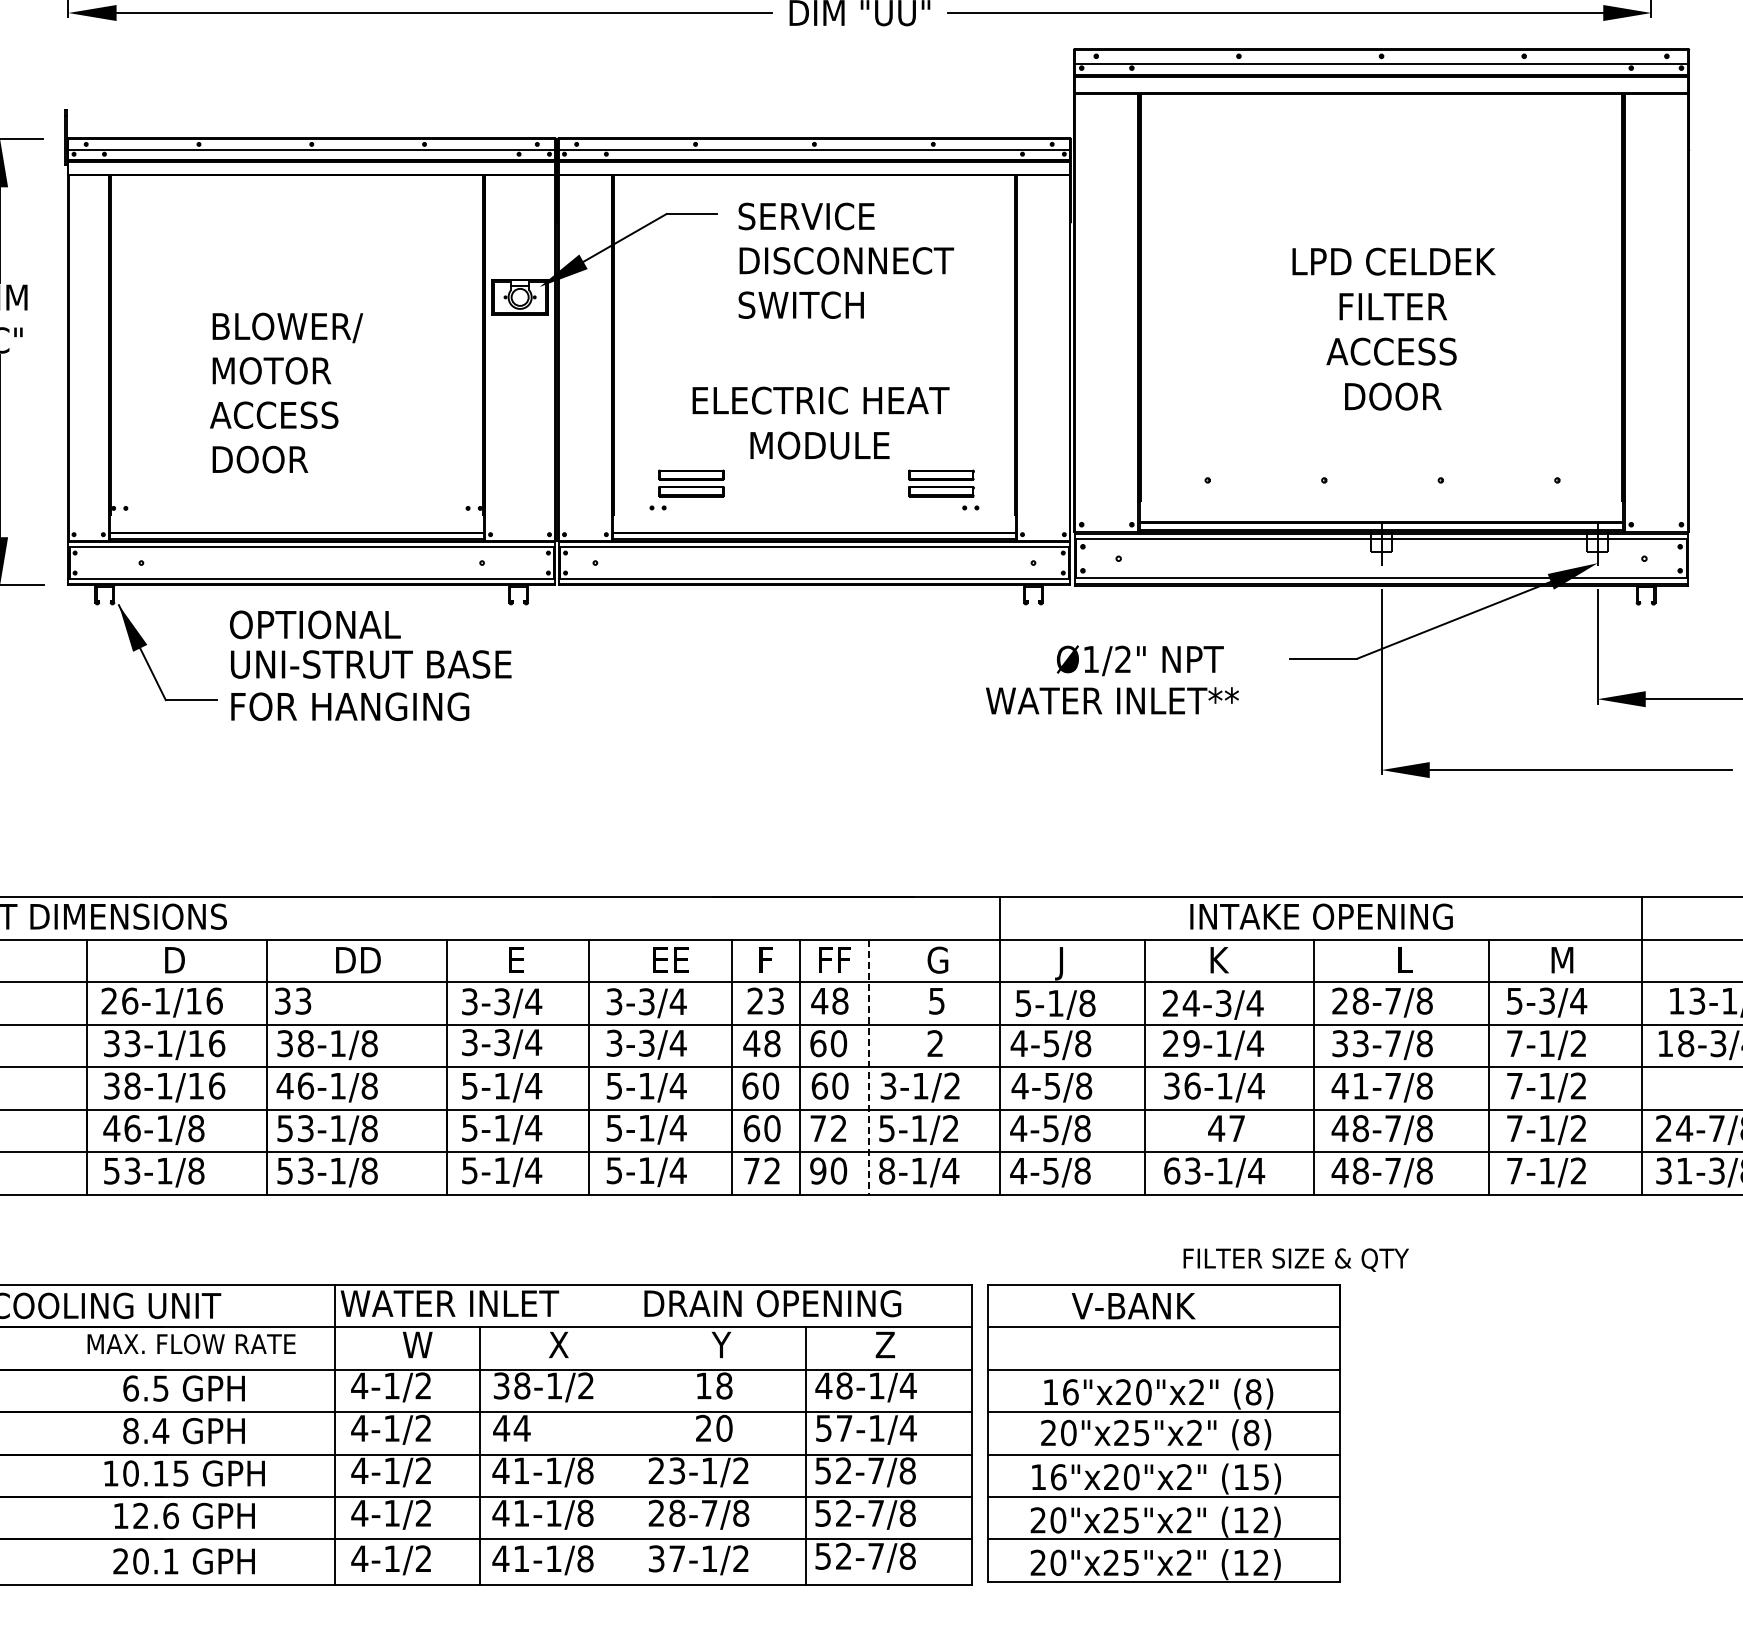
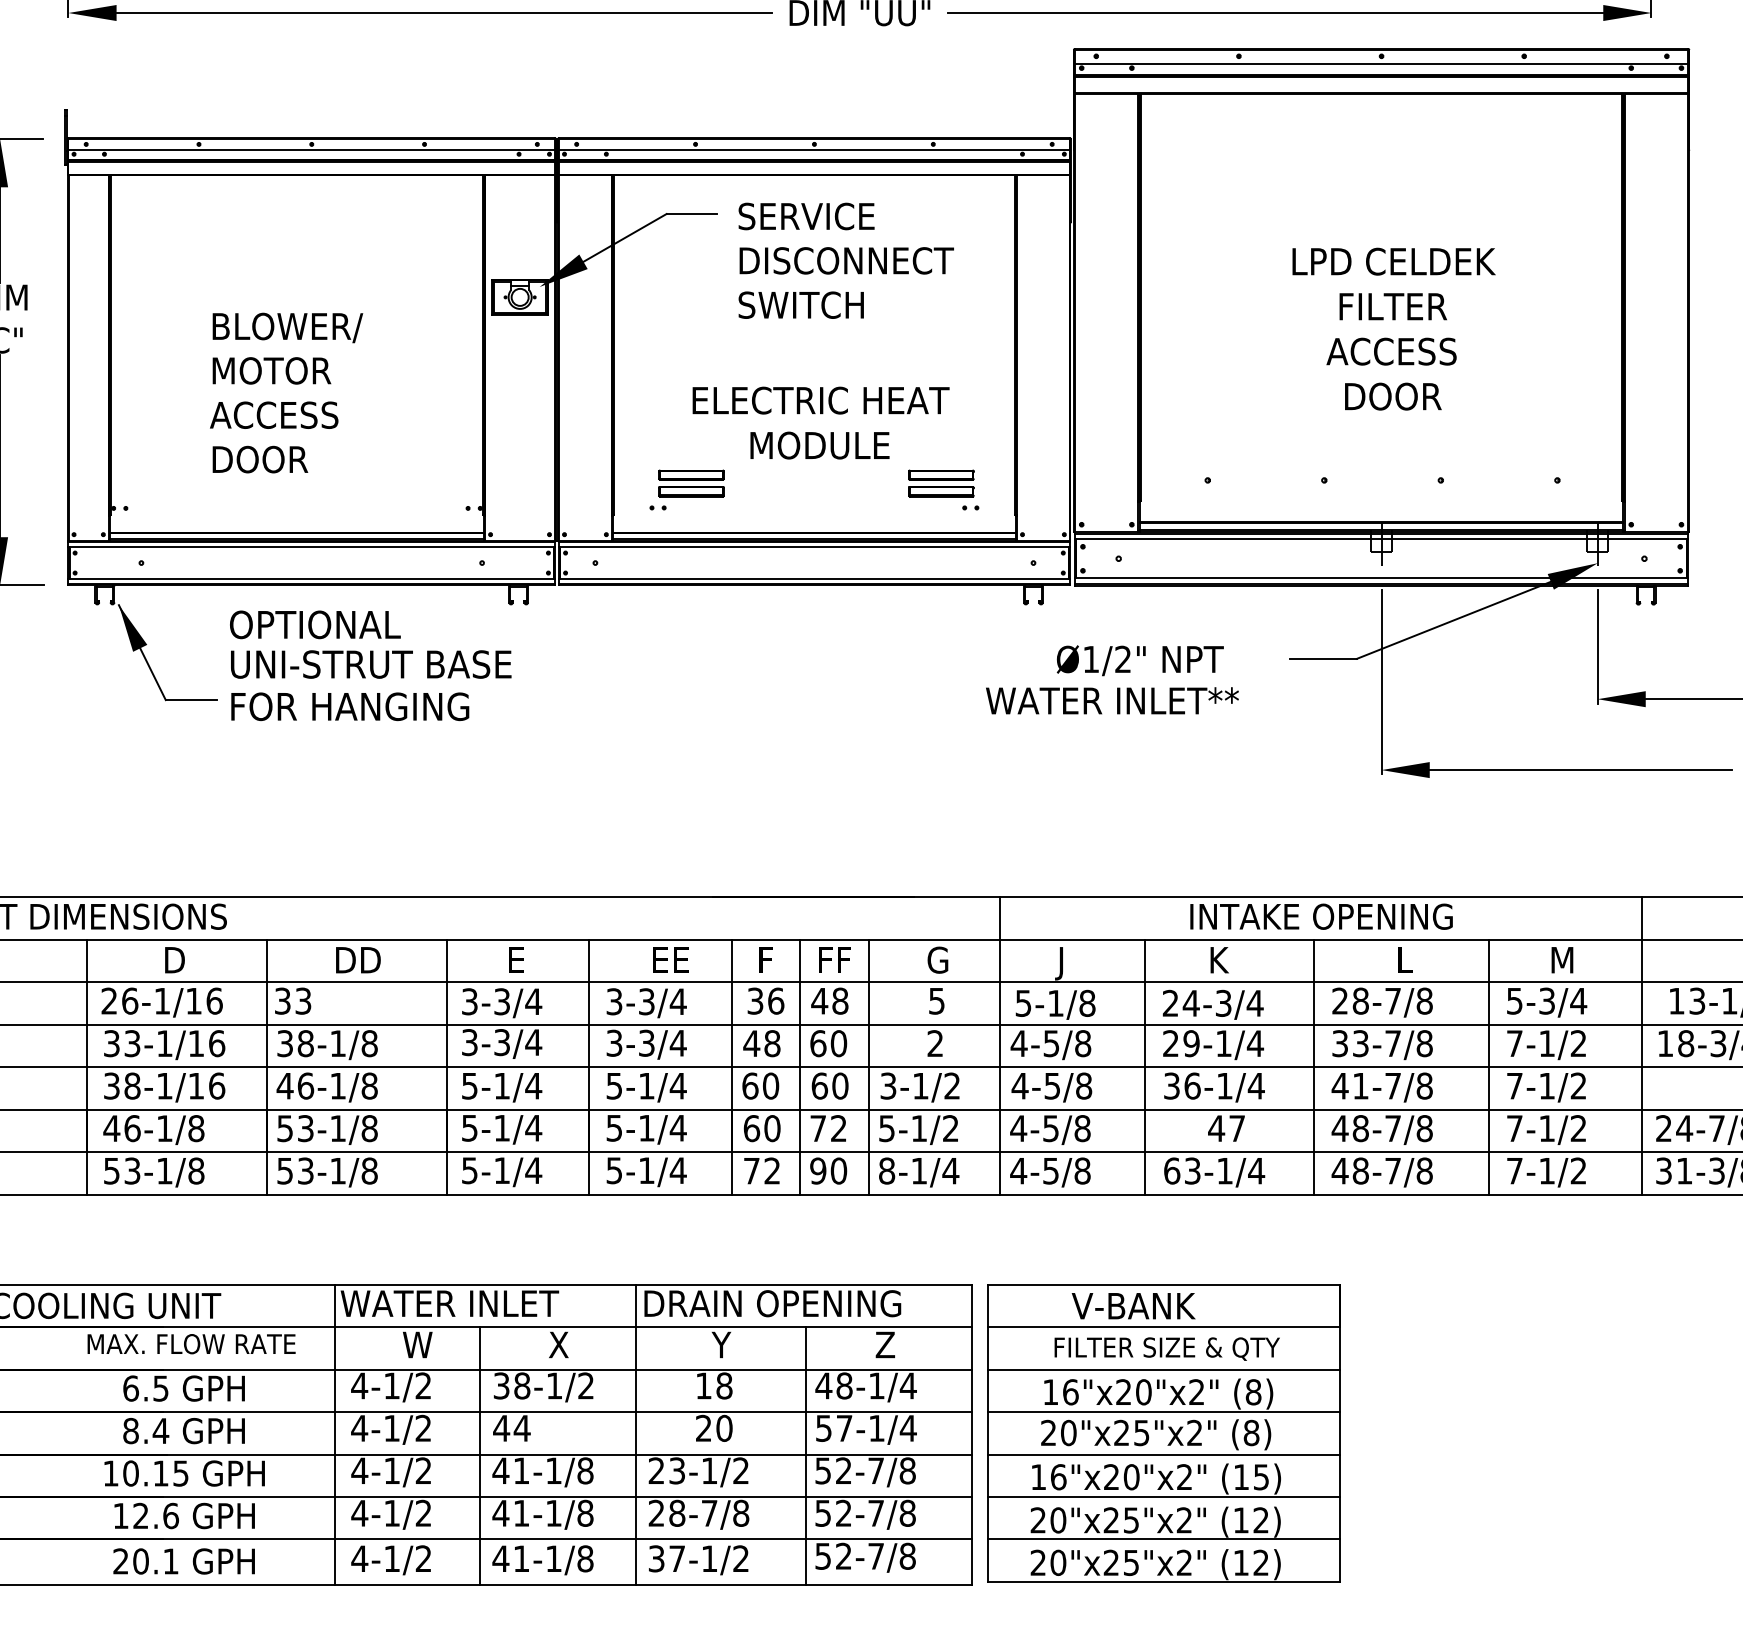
text: 23 -> 36 (765, 1000)
line: dashed -> solid (868, 1067)
text position: (1295, 1259) -> (1166, 1348) (1166, 1348)
line: none -> present (635, 1434)
